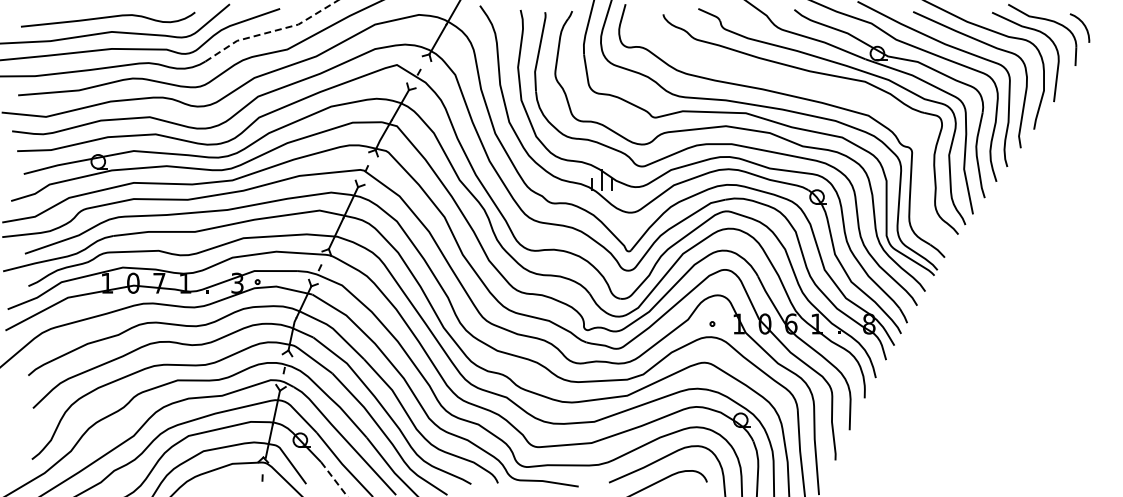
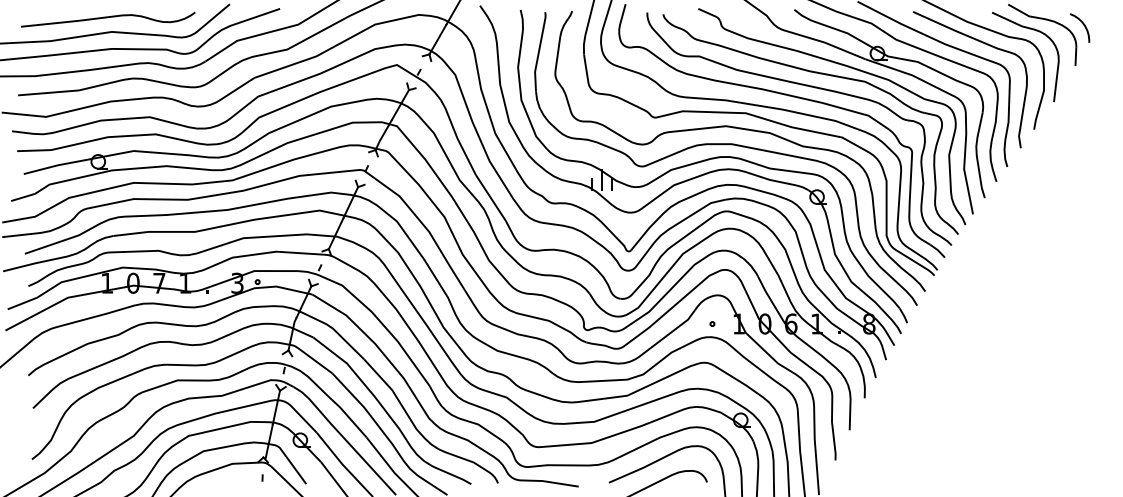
line: dashed -> solid (272, 31)
part: none -> present (805, 86)
line: dashed -> solid (334, 479)
